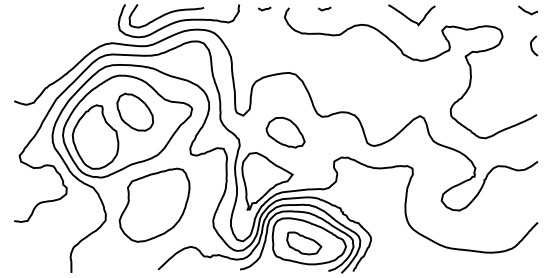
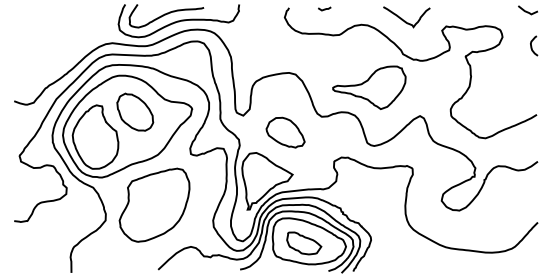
line: present -> none (264, 8)
curve position: (410, 18) -> (405, 20) (405, 20)
part: none -> present (369, 87)
